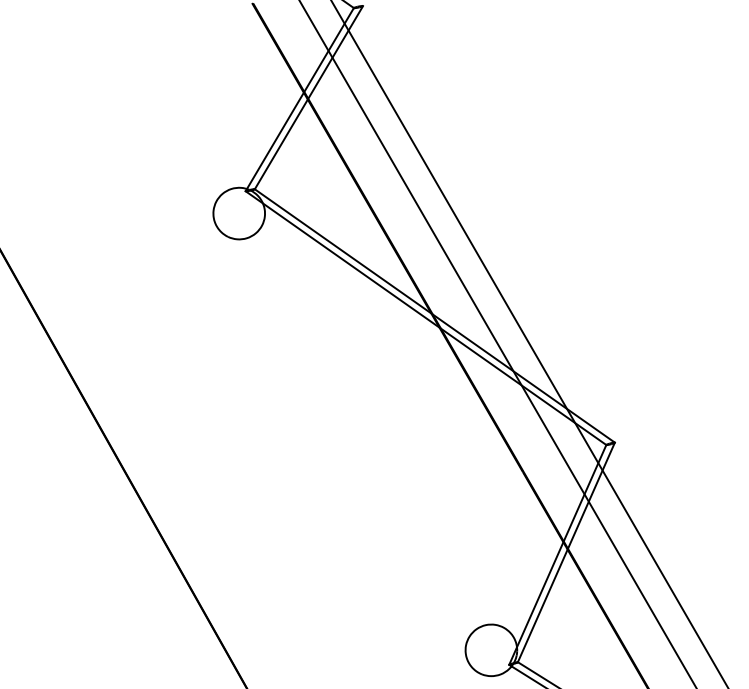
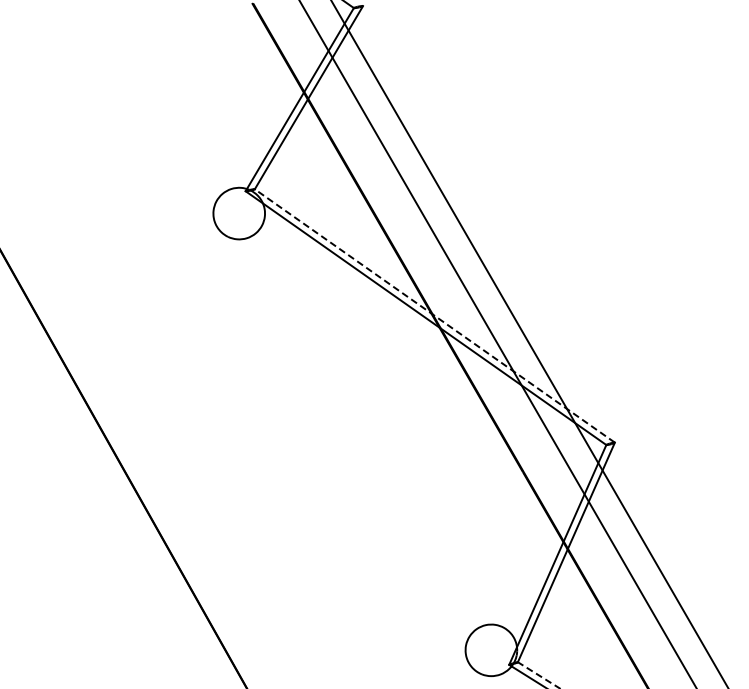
line: solid -> dashed (434, 315)
line: solid -> dashed (539, 675)
